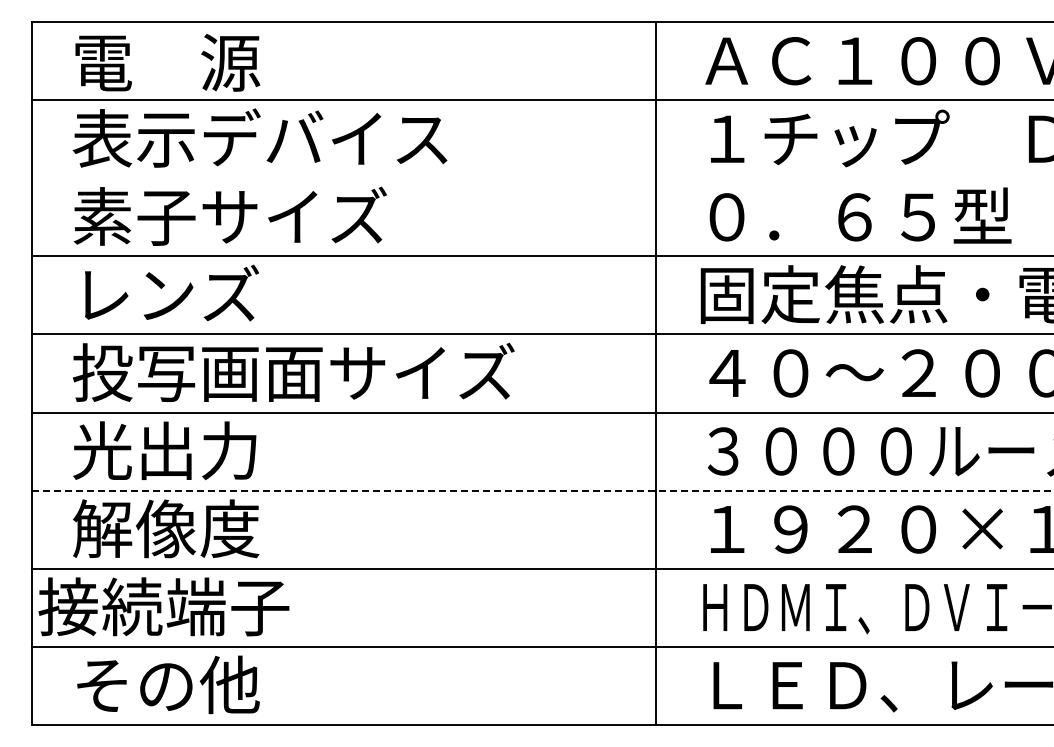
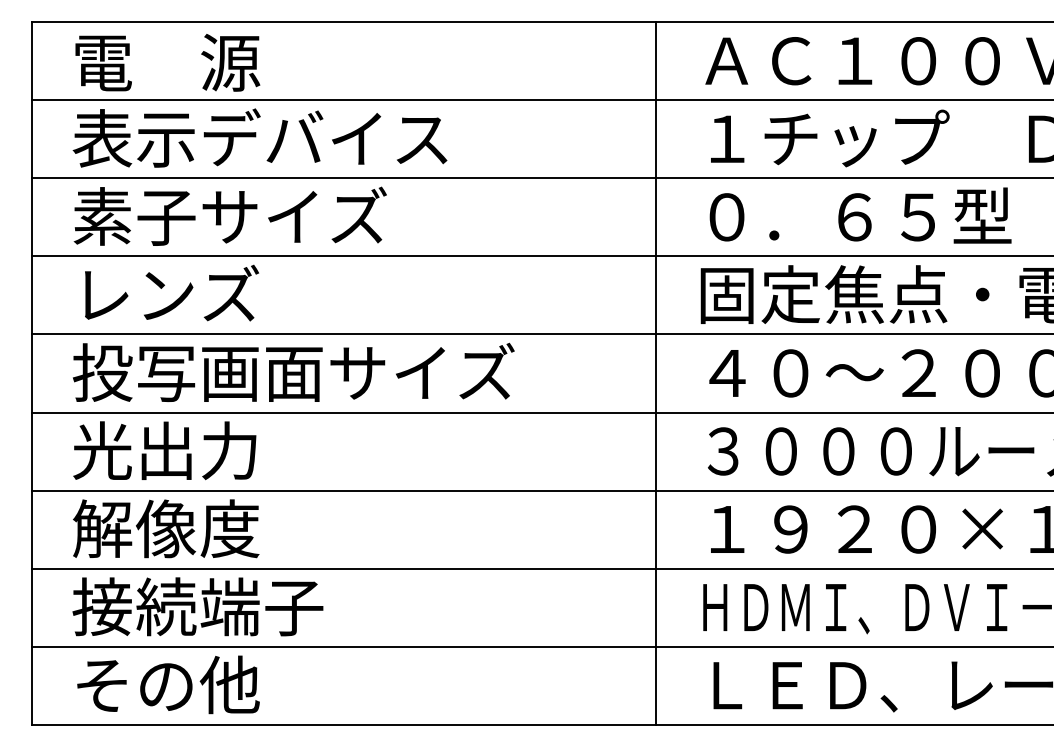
line: none -> present (540, 178)
line: dashed -> solid (542, 490)
text position: (163, 606) -> (197, 606) (197, 606)
